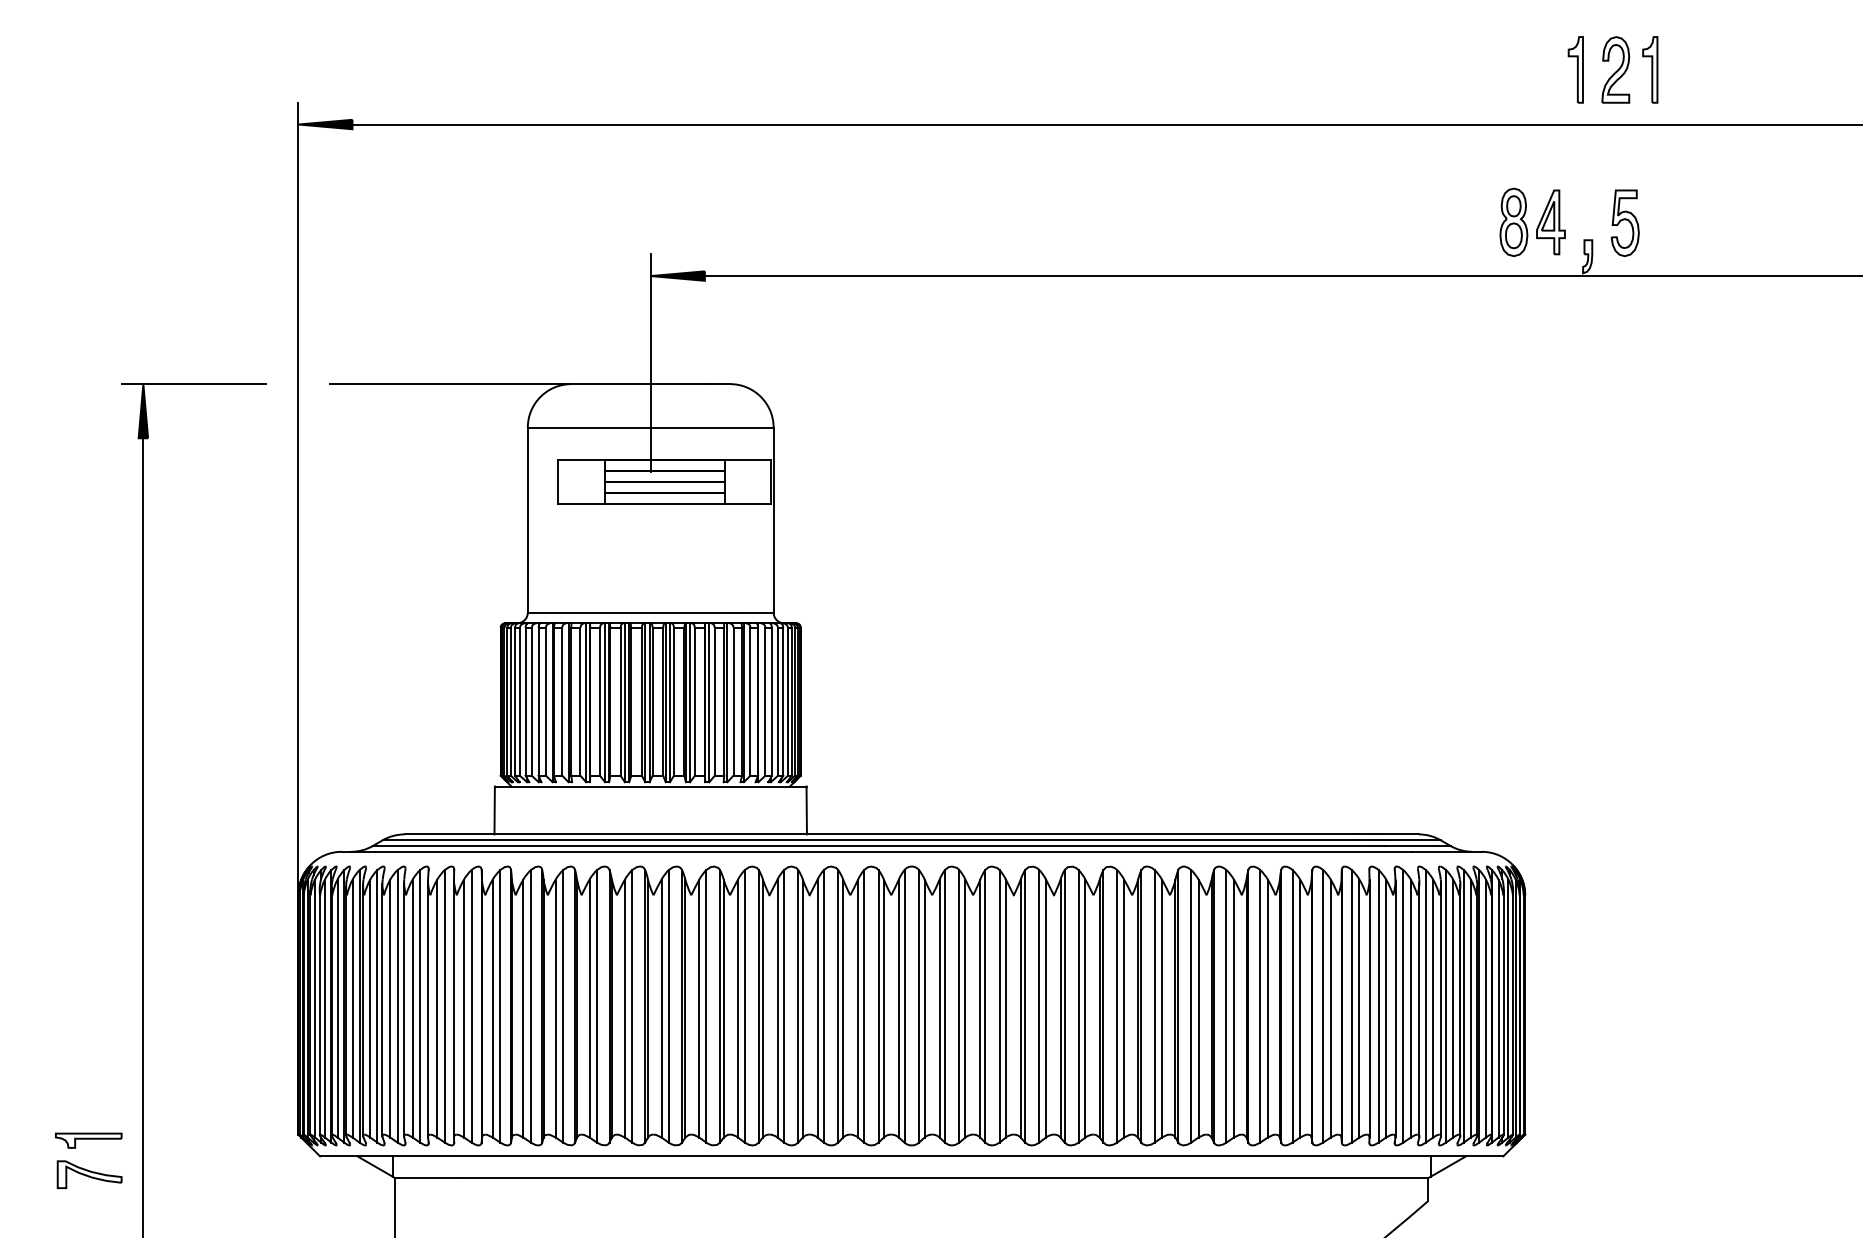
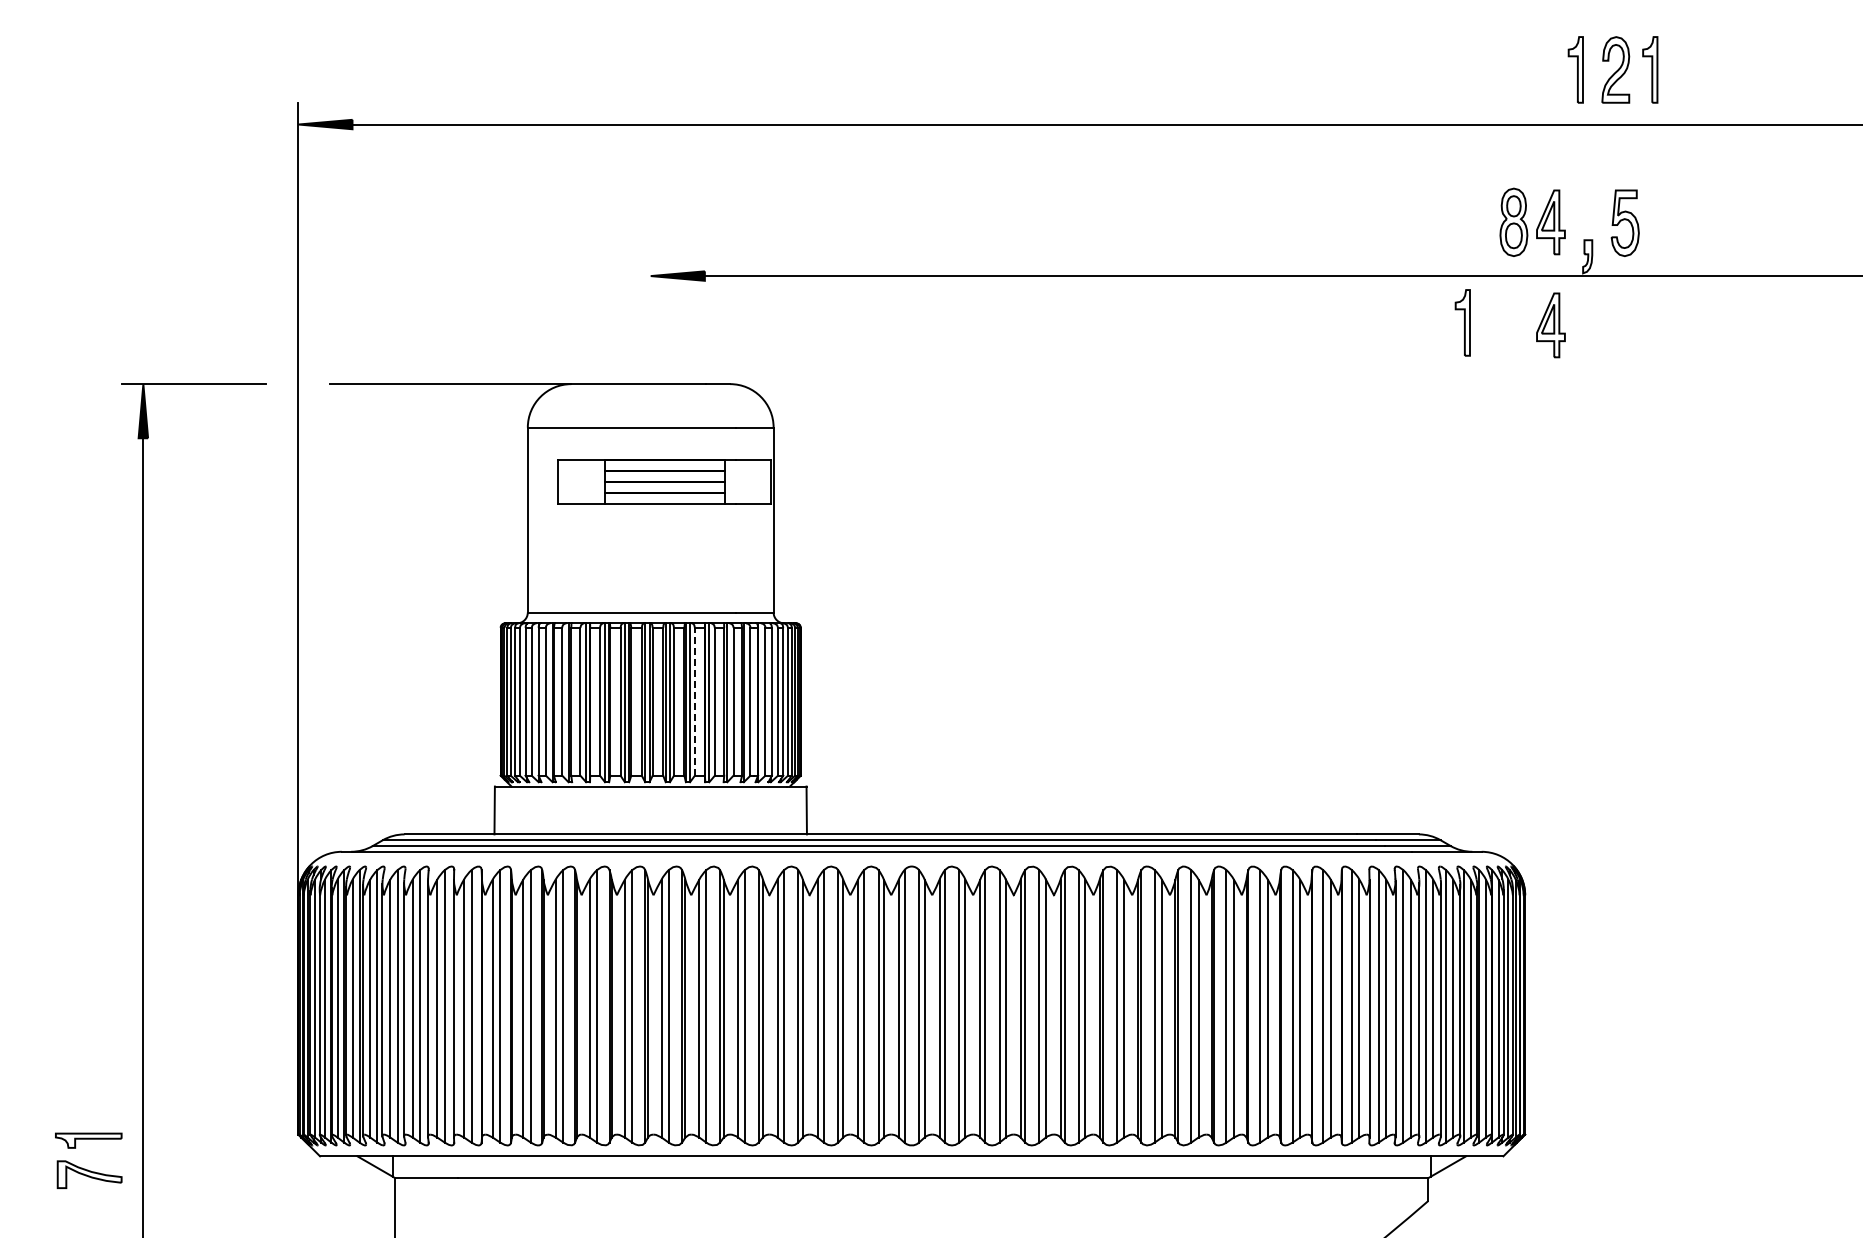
part: none -> present (1462, 322)
part: none -> present (1550, 325)
line: present -> none (650, 363)
line: solid -> dashed (694, 701)
